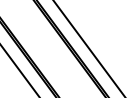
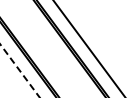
line: solid -> dashed (19, 70)
